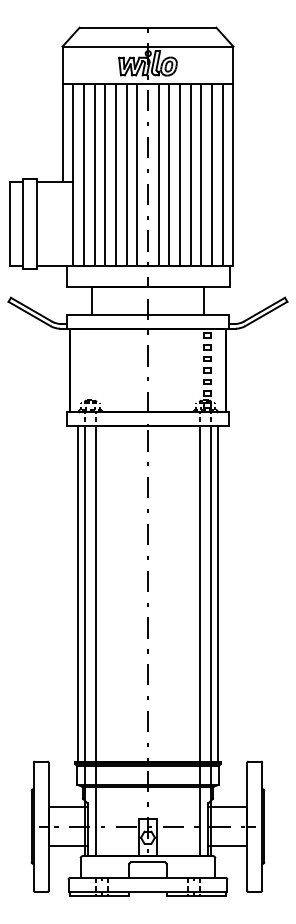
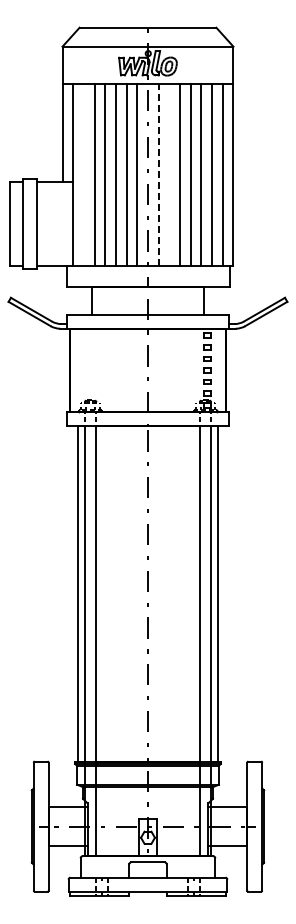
line: present -> none (84, 174)
line: solid -> dashed (158, 174)
line: present -> none (169, 174)
